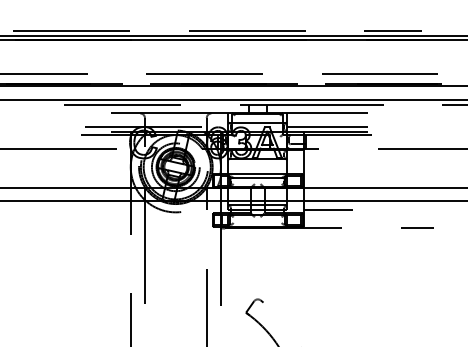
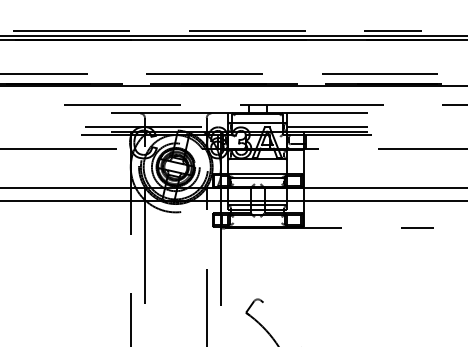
line: present -> none (233, 100)
line: present -> none (328, 210)
